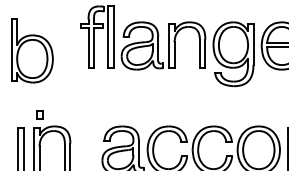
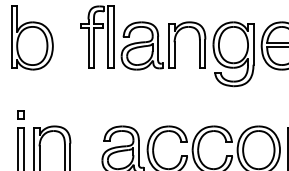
part position: (32, 50) -> (32, 37) (32, 37)
part position: (39, 114) -> (20, 114) (20, 114)
